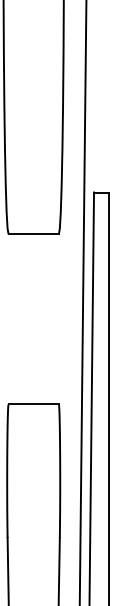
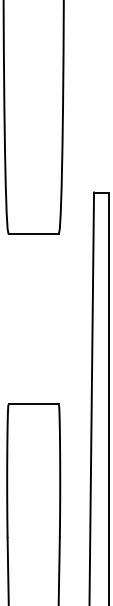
line: present -> none (82, 302)
